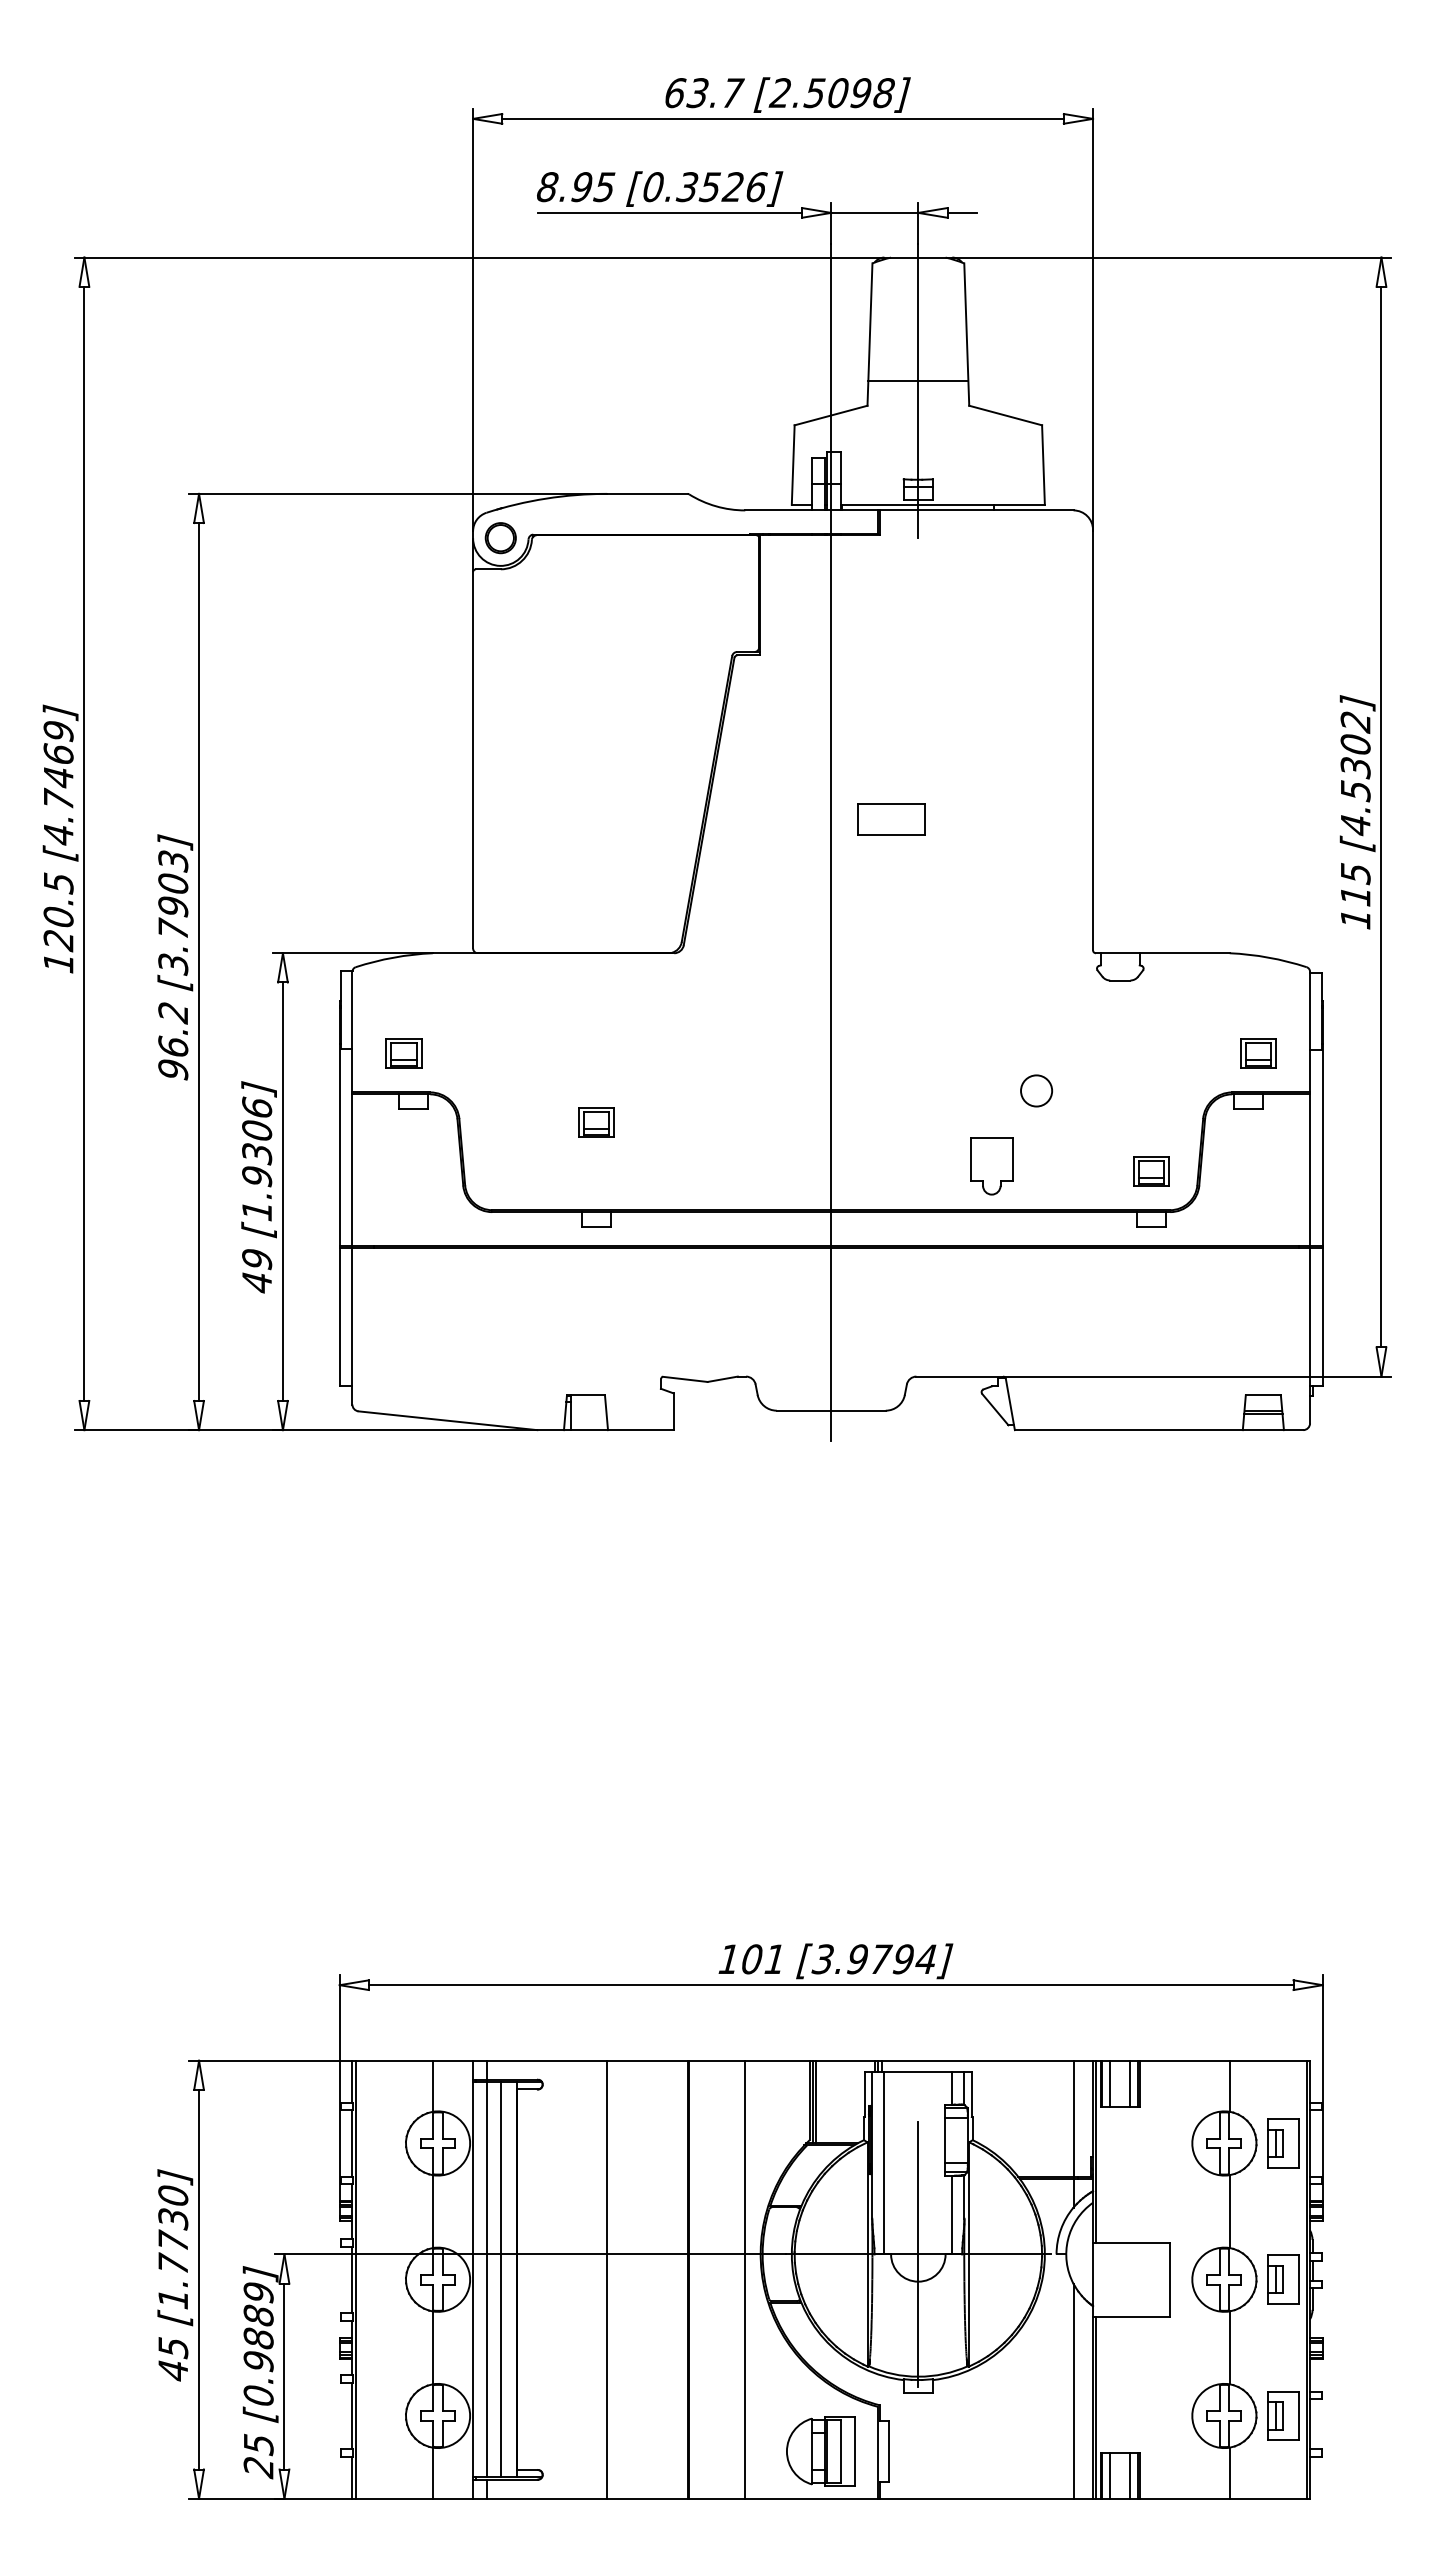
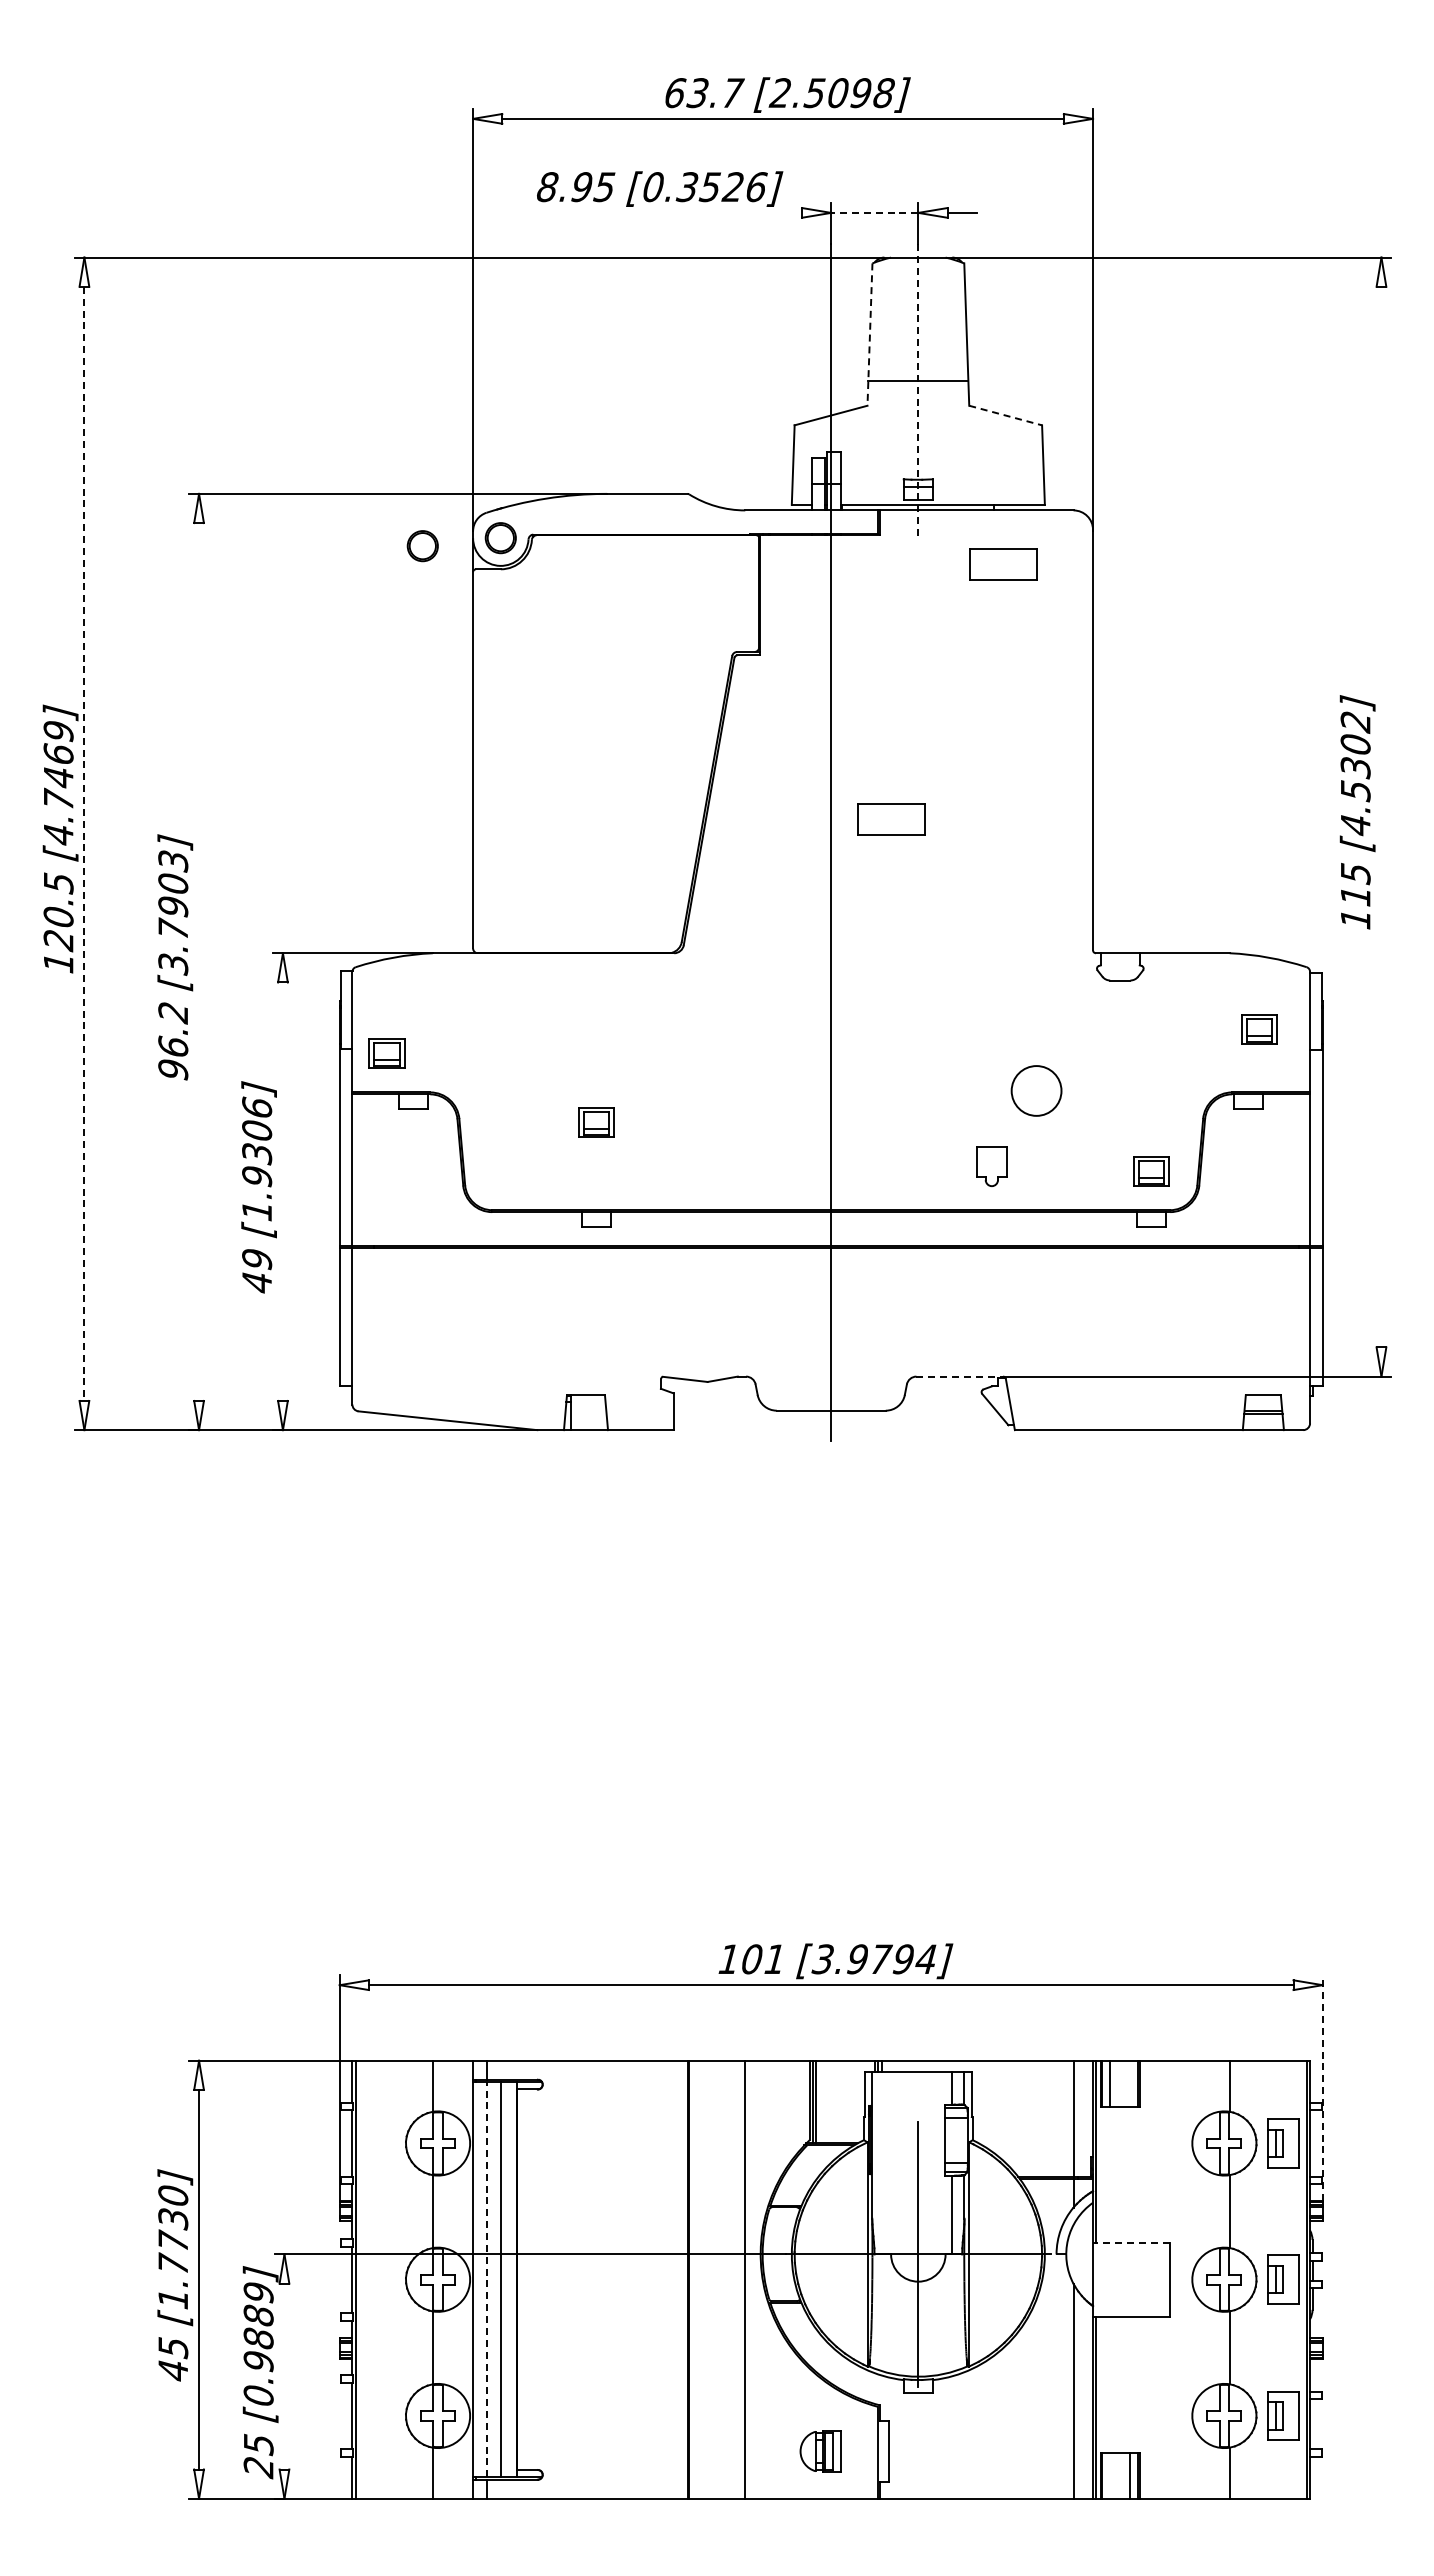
line: present -> none (670, 212)
line: solid -> dashed (874, 212)
line: solid -> dashed (869, 335)
line: solid -> dashed (918, 390)
line: solid -> dashed (1005, 415)
part: none -> present (422, 546)
part: none -> present (1003, 564)
line: present -> none (1381, 816)
line: solid -> dashed (84, 844)
line: present -> none (199, 961)
part position: (403, 1053) -> (386, 1053) (386, 1053)
part position: (1258, 1053) -> (1259, 1029) (1259, 1029)
circle diameter: 31 px -> 50 px (1036, 1090)
part size: 44x59 px -> 32x41 px (991, 1166)
line: present -> none (282, 1191)
line: solid -> dashed (960, 1376)
line: present -> none (1130, 2083)
line: solid -> dashed (1322, 2088)
line: present -> none (884, 2163)
line: solid -> dashed (1130, 2242)
line: solid -> dashed (486, 2279)
line: present -> none (607, 2279)
line: present -> none (284, 2376)
part size: 70x71 px -> 43x43 px (820, 2451)
line: present -> none (1110, 2475)
